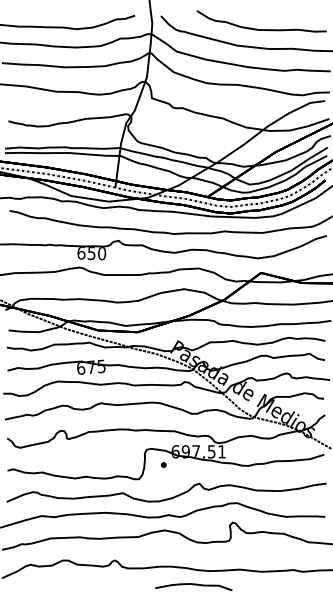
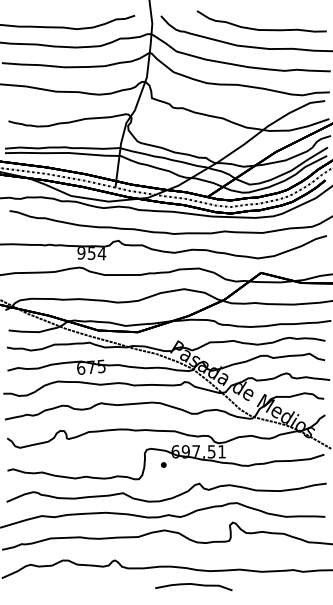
text: 650 -> 954 (91, 253)
